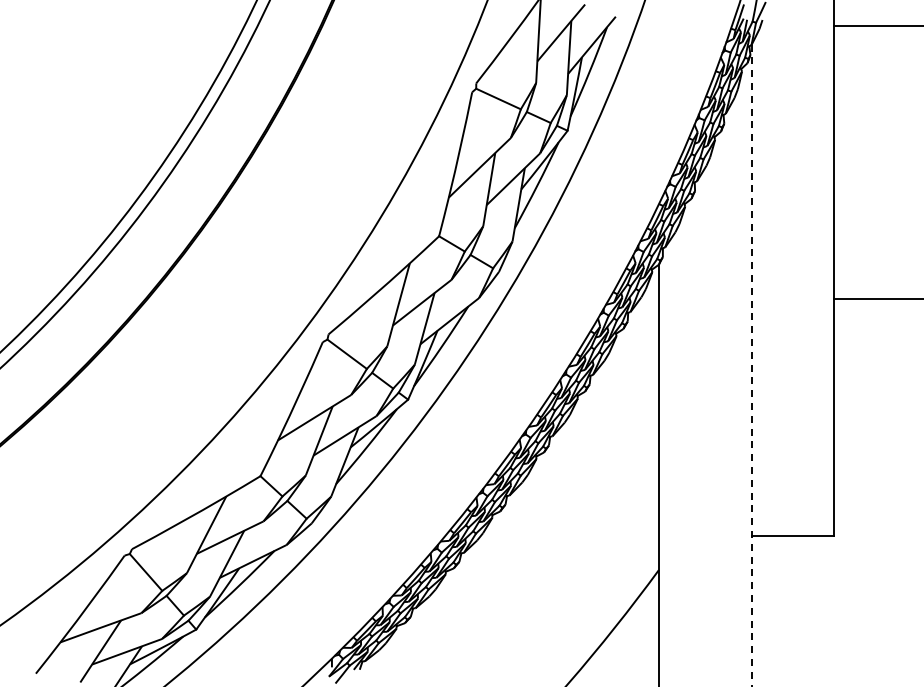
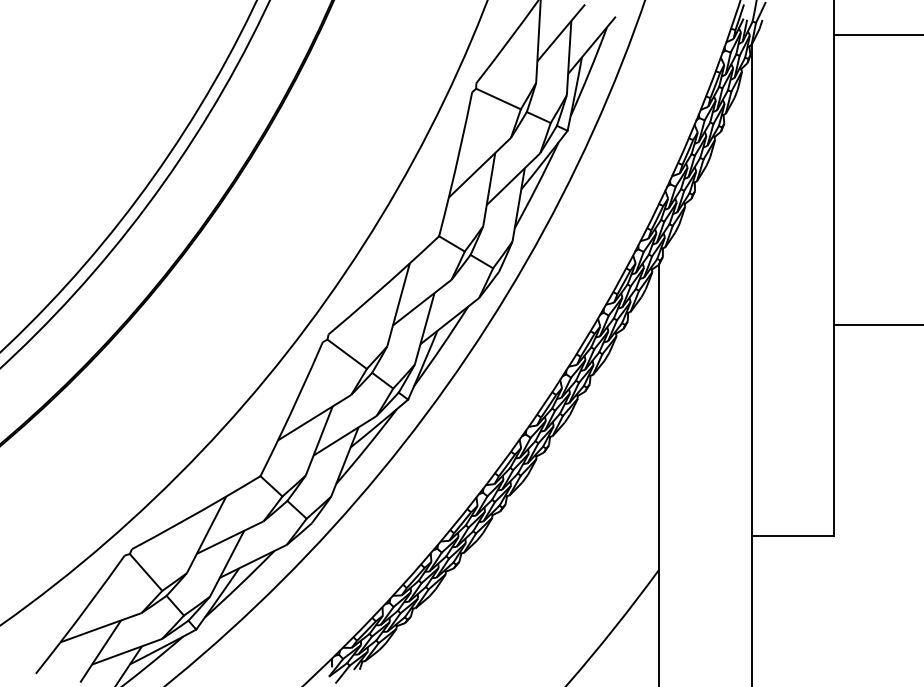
line position: (877, 25) -> (877, 34) (877, 34)
line position: (877, 298) -> (877, 324) (877, 324)
line: dashed -> solid (751, 365)
